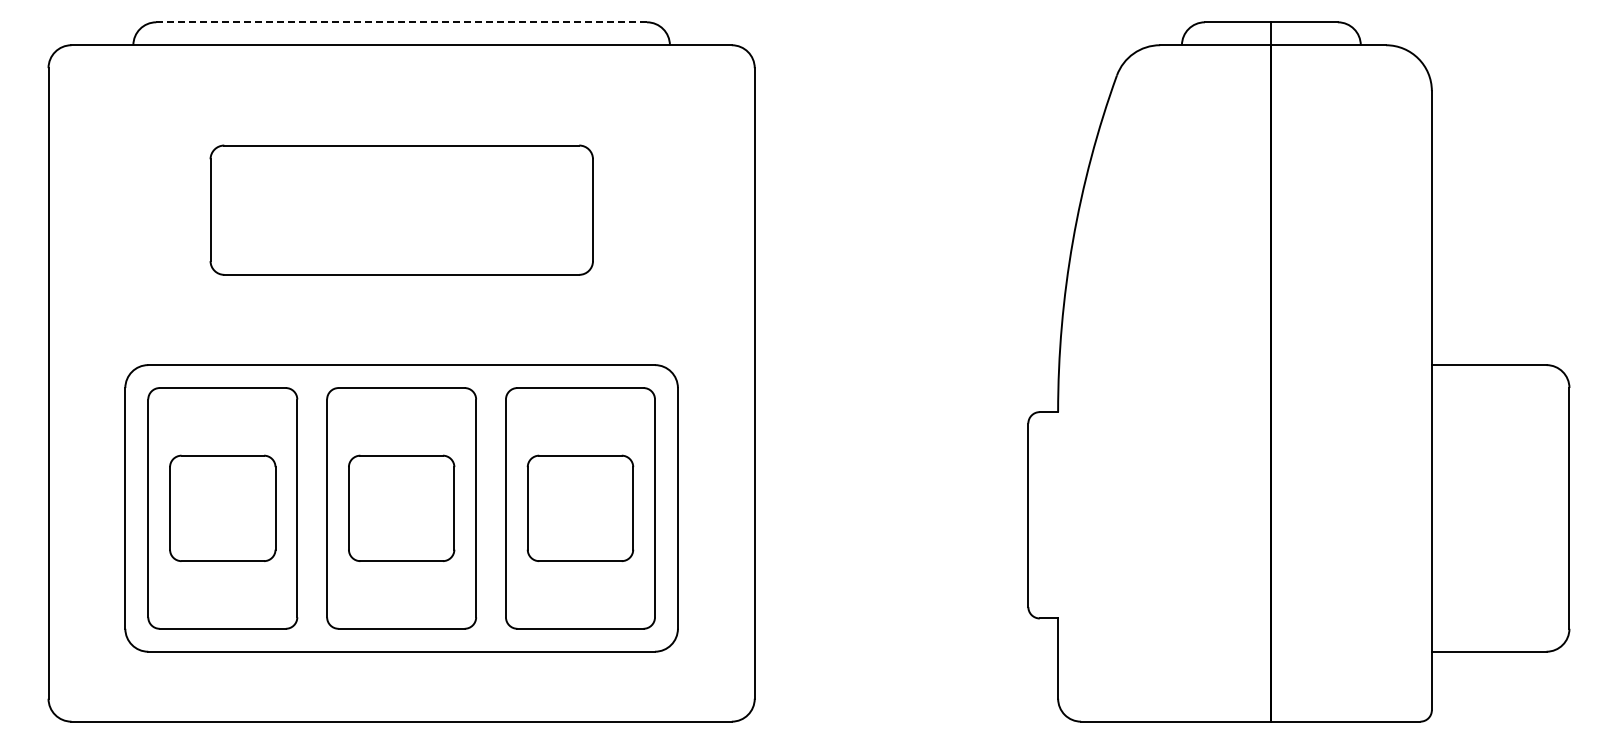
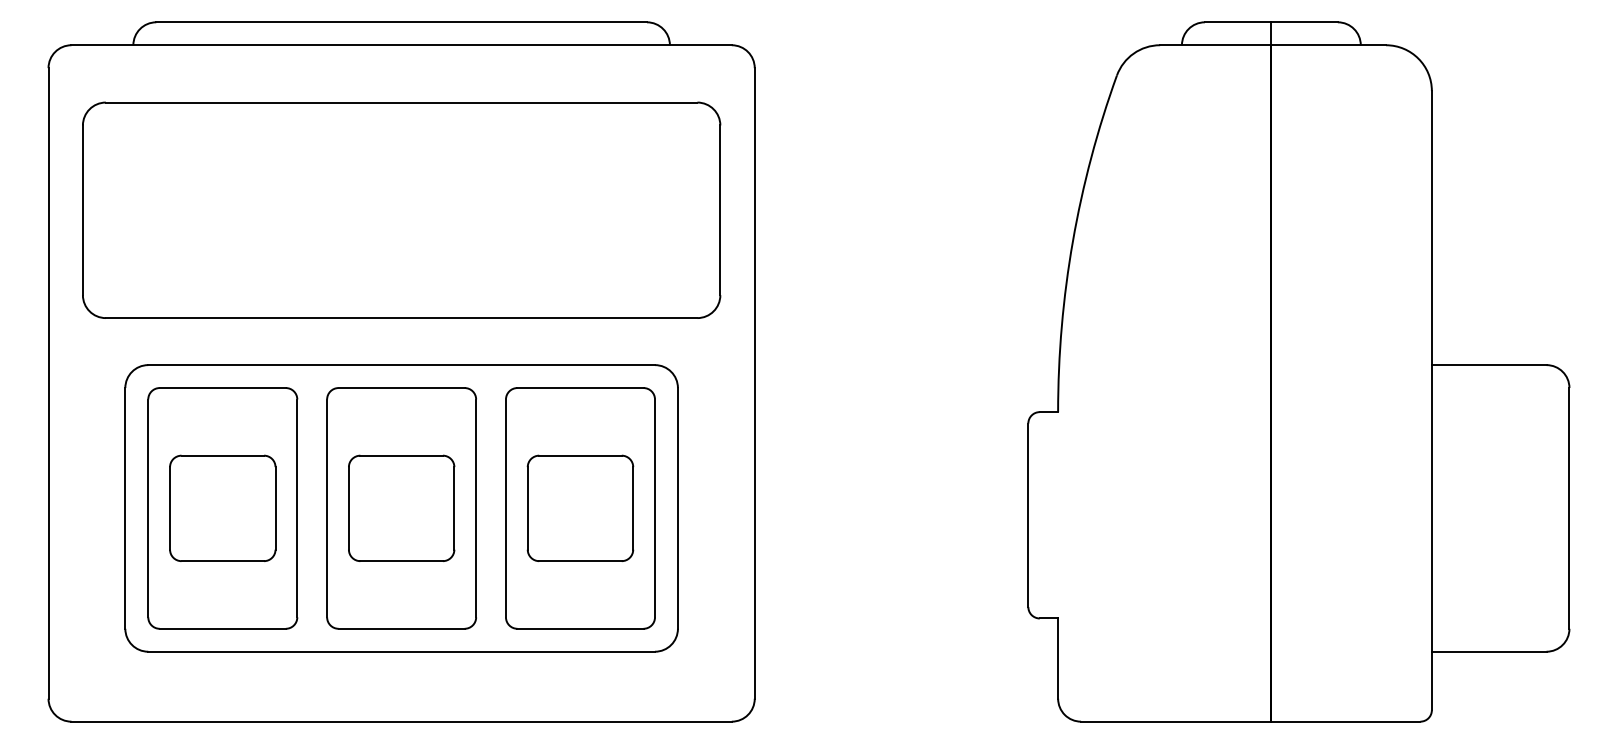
line: dashed -> solid (401, 22)
part size: 385x132 px -> 640x218 px (401, 209)
